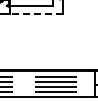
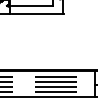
line: dashed -> solid (38, 14)
